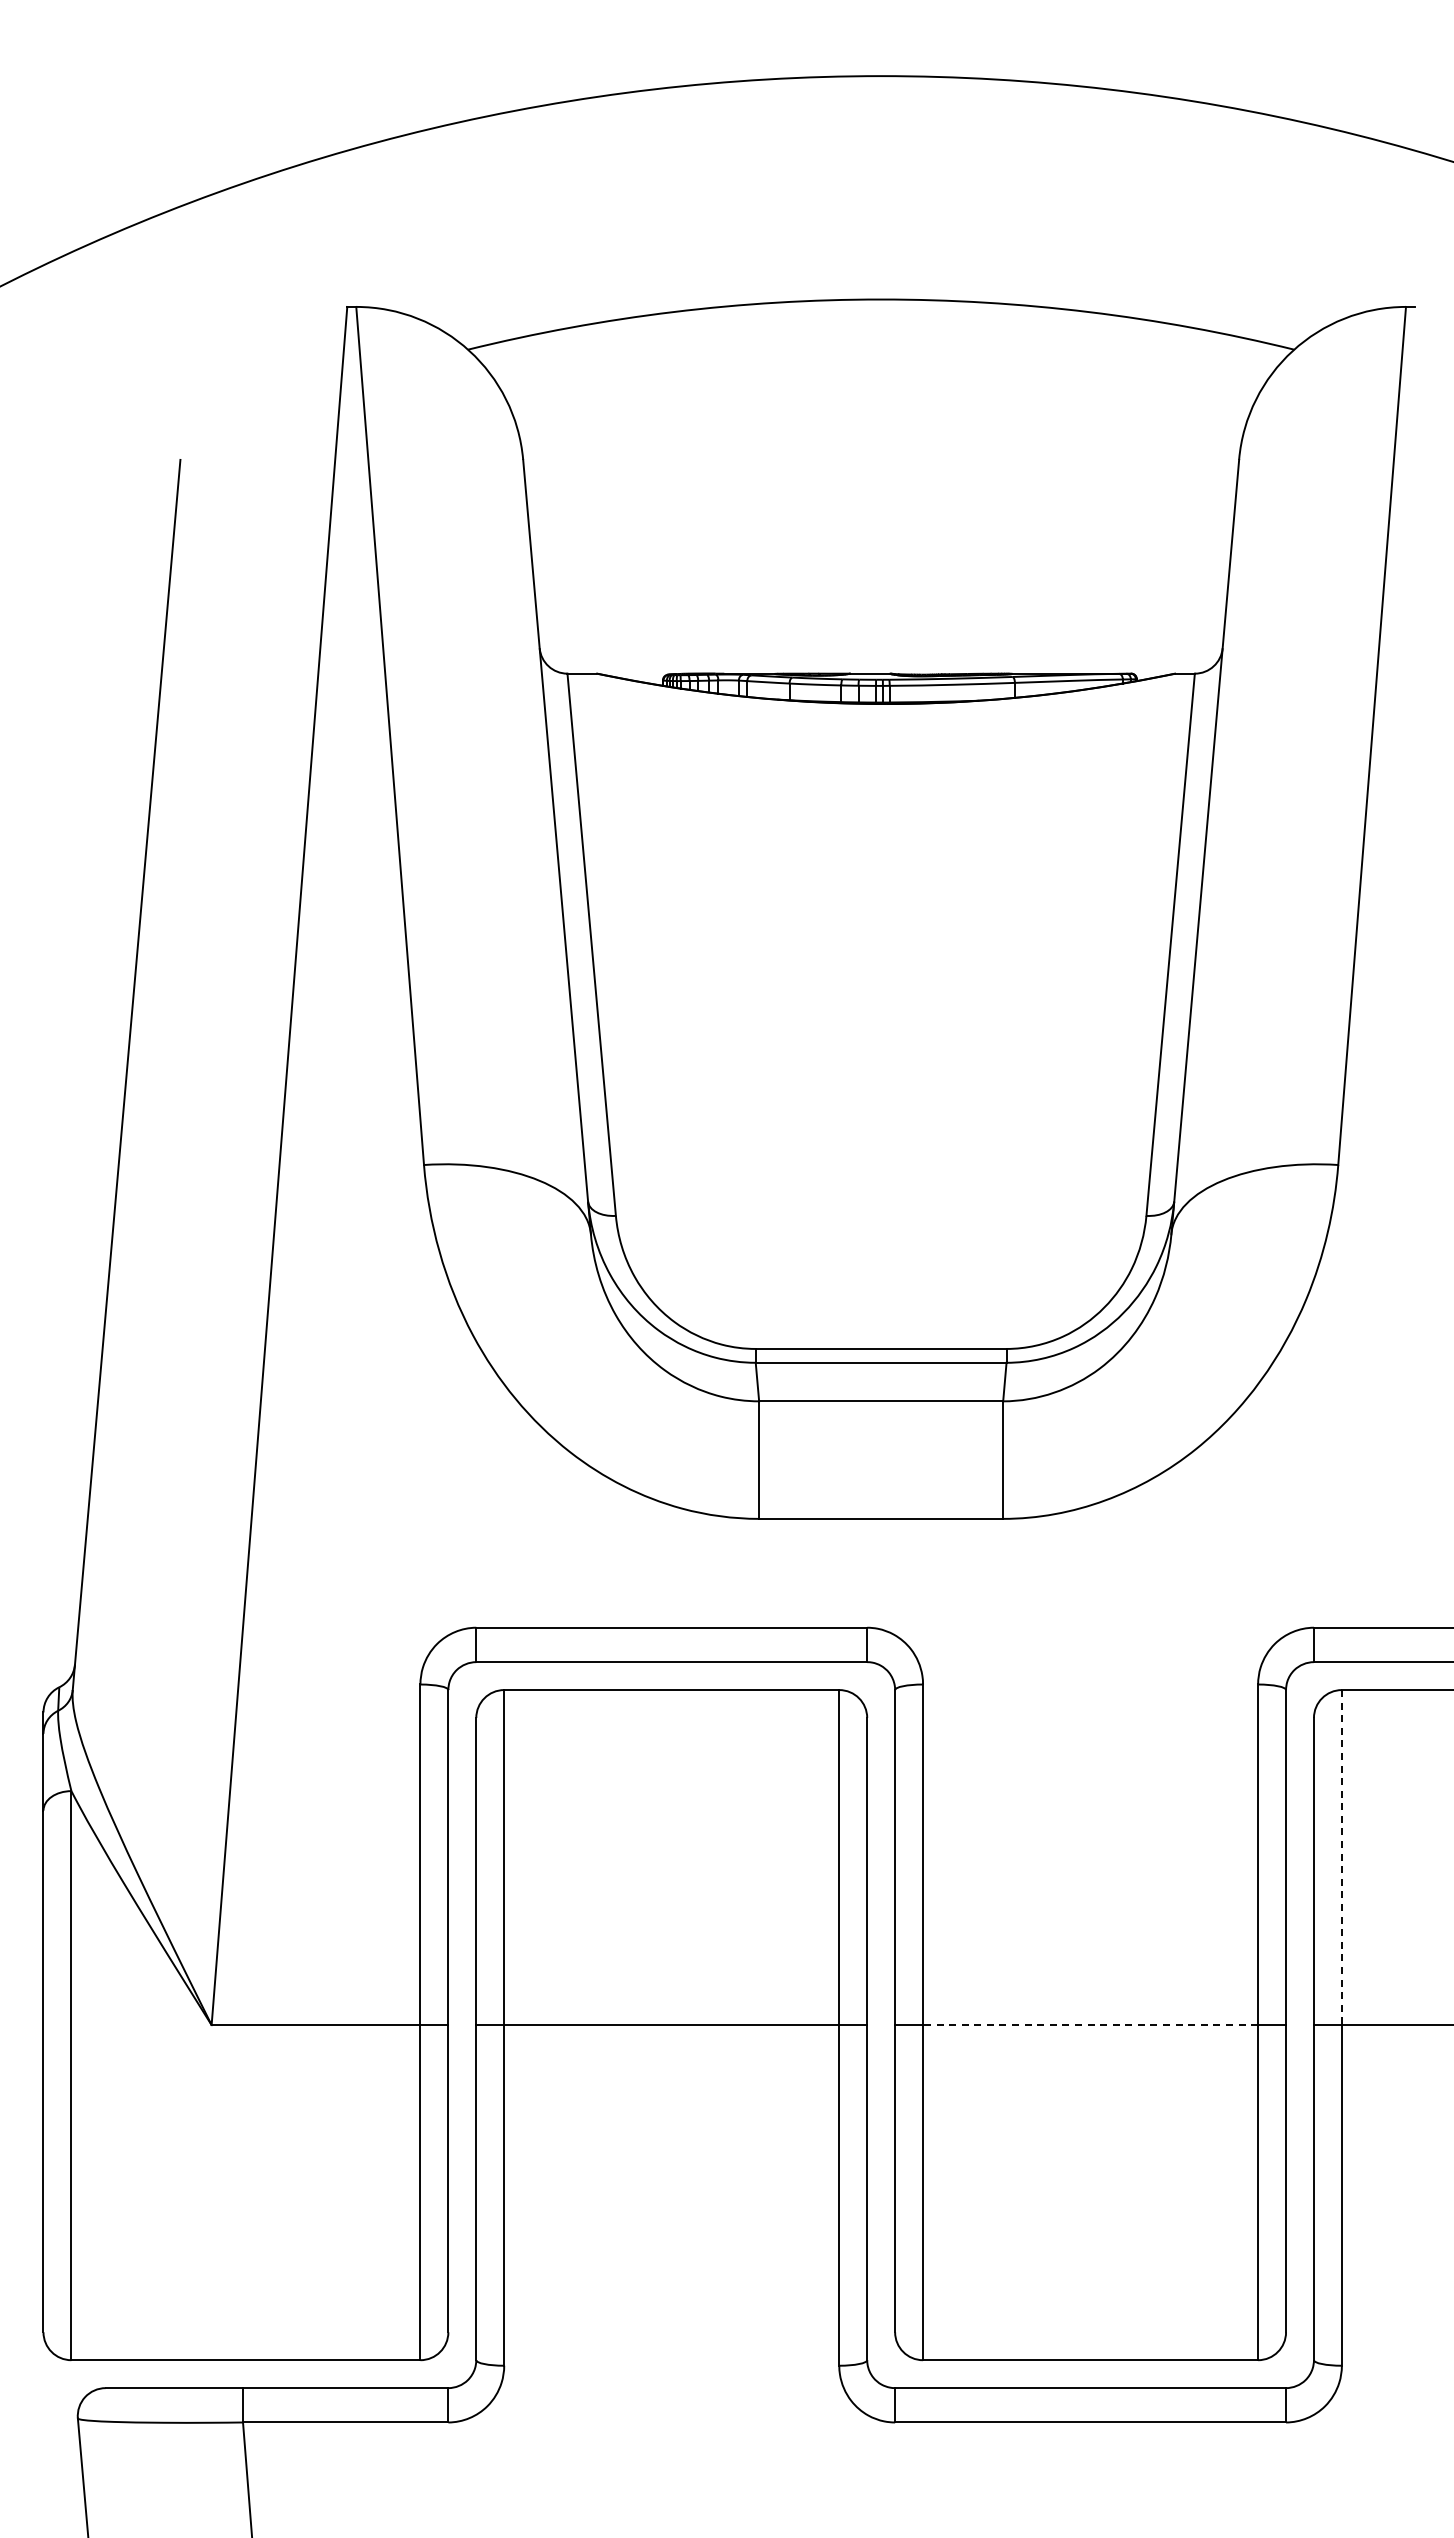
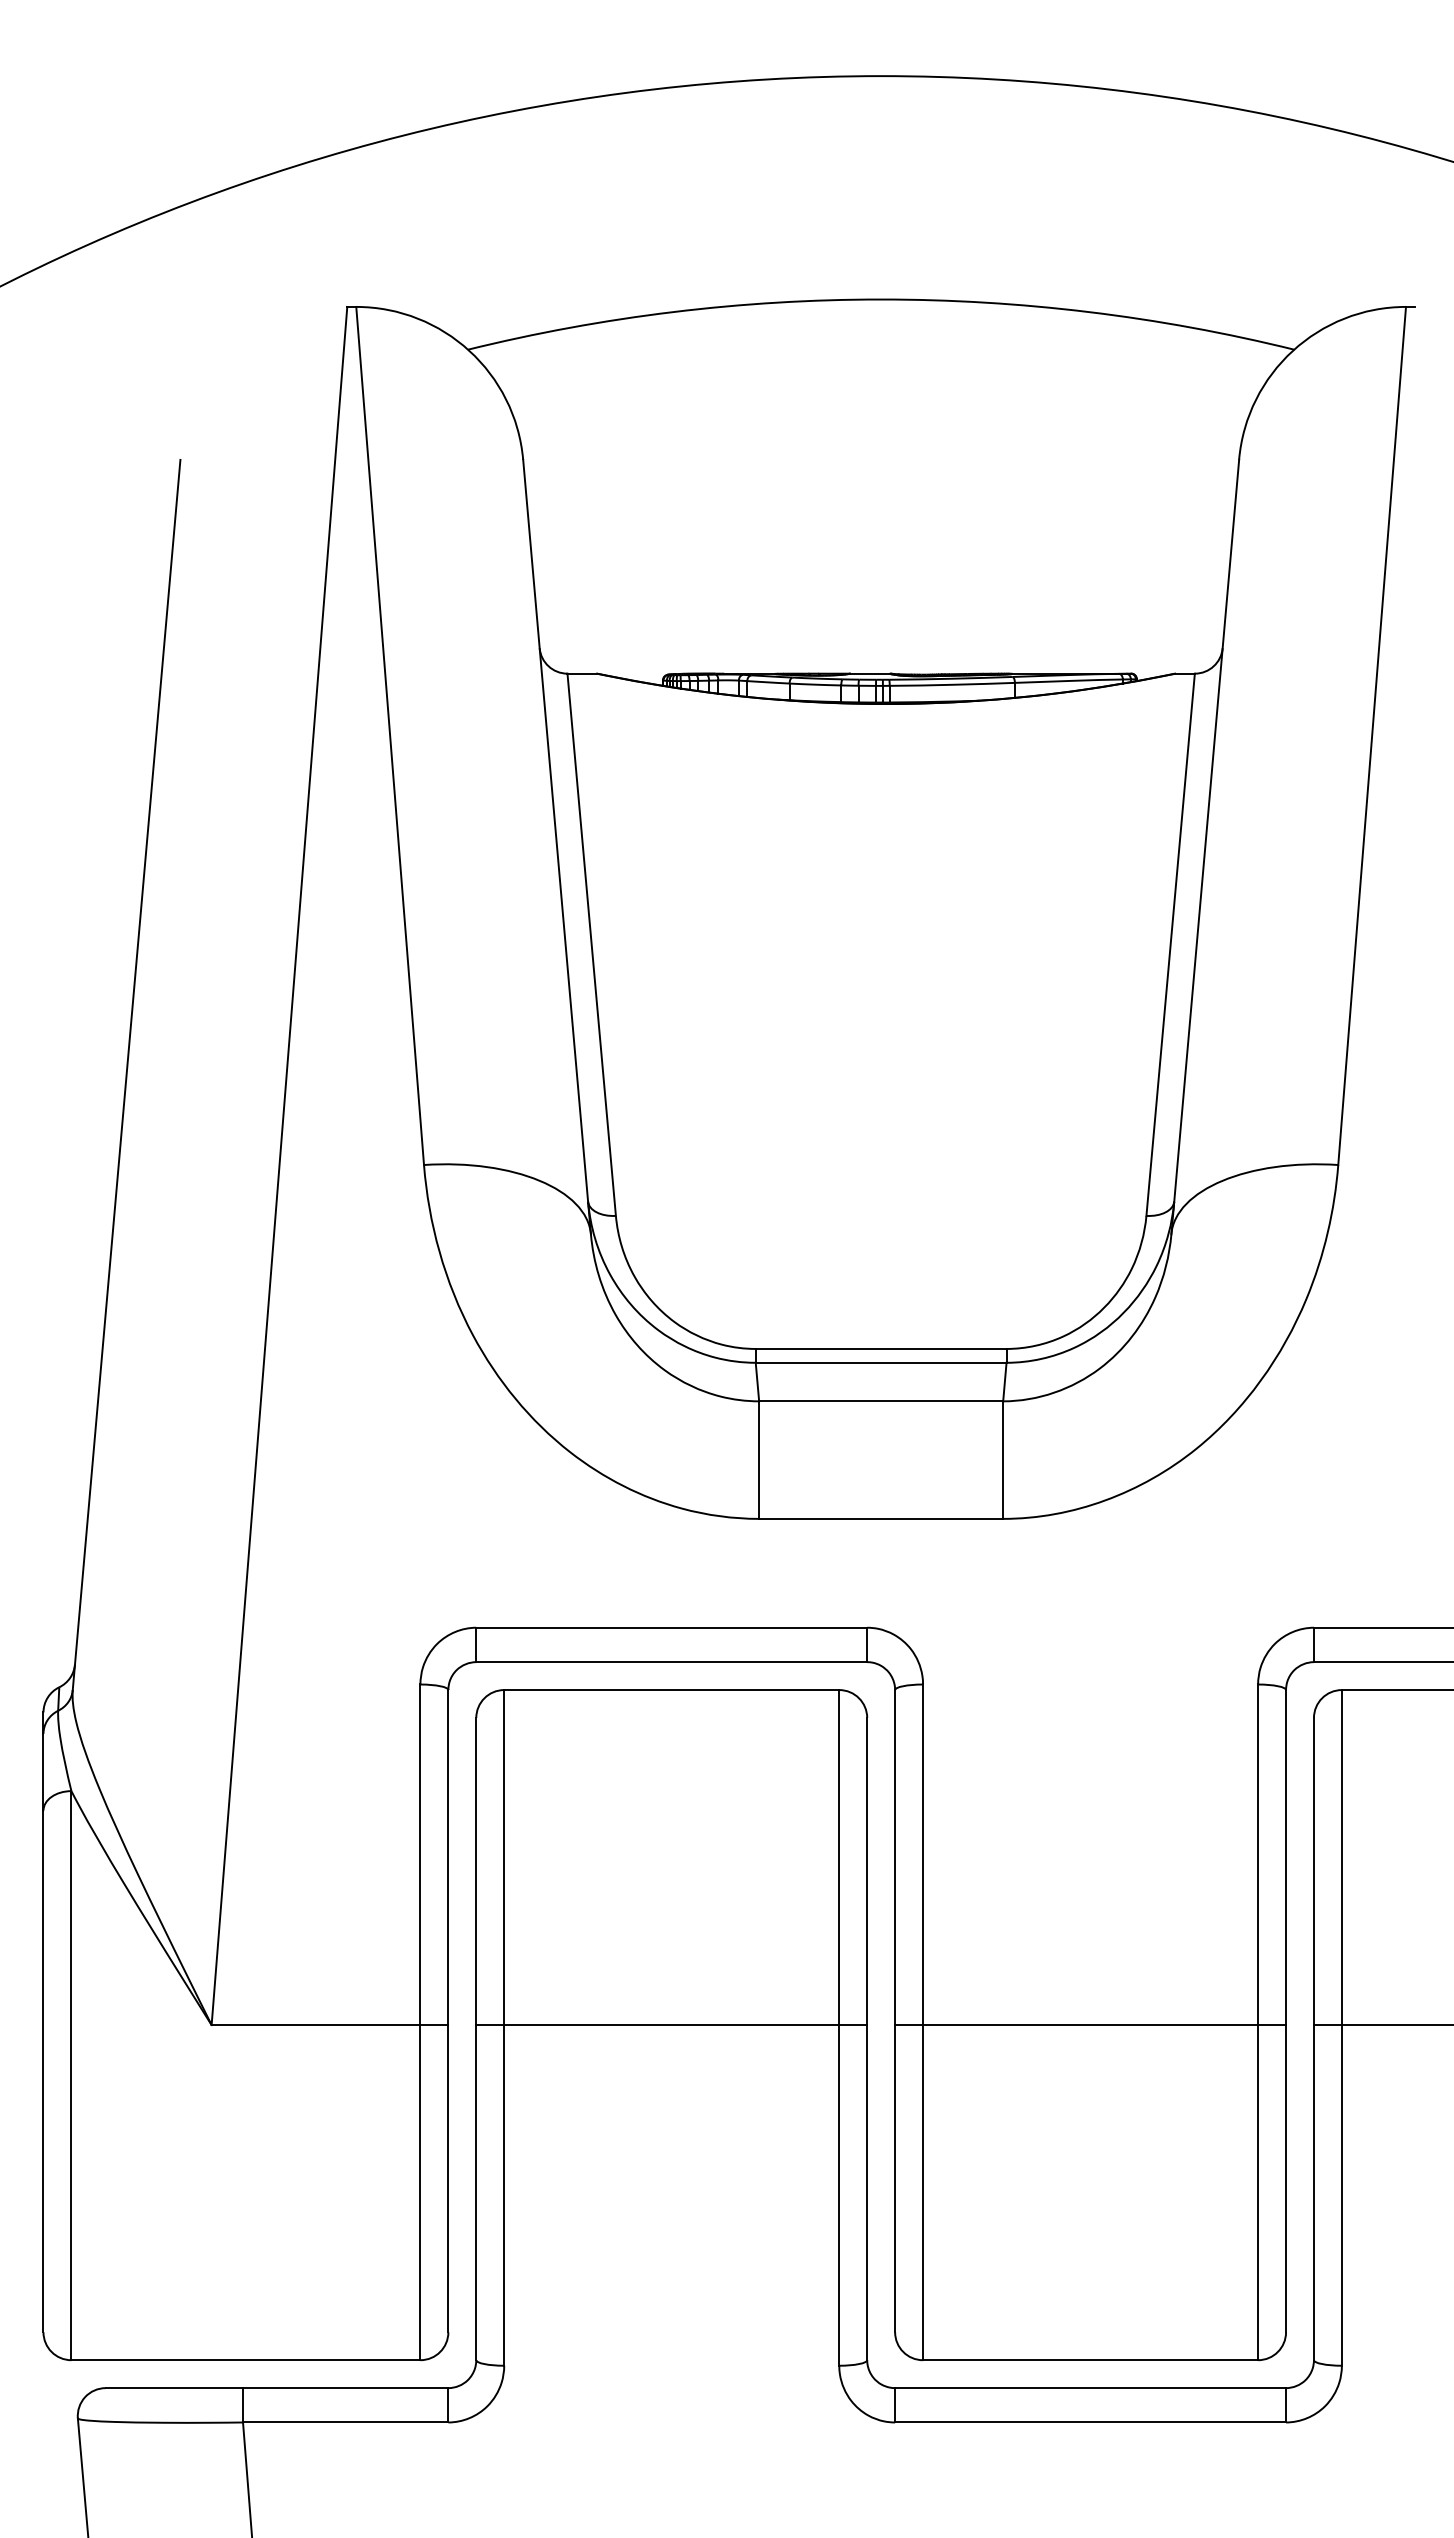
line: dashed -> solid (1341, 1857)
line: dashed -> solid (1090, 2025)
